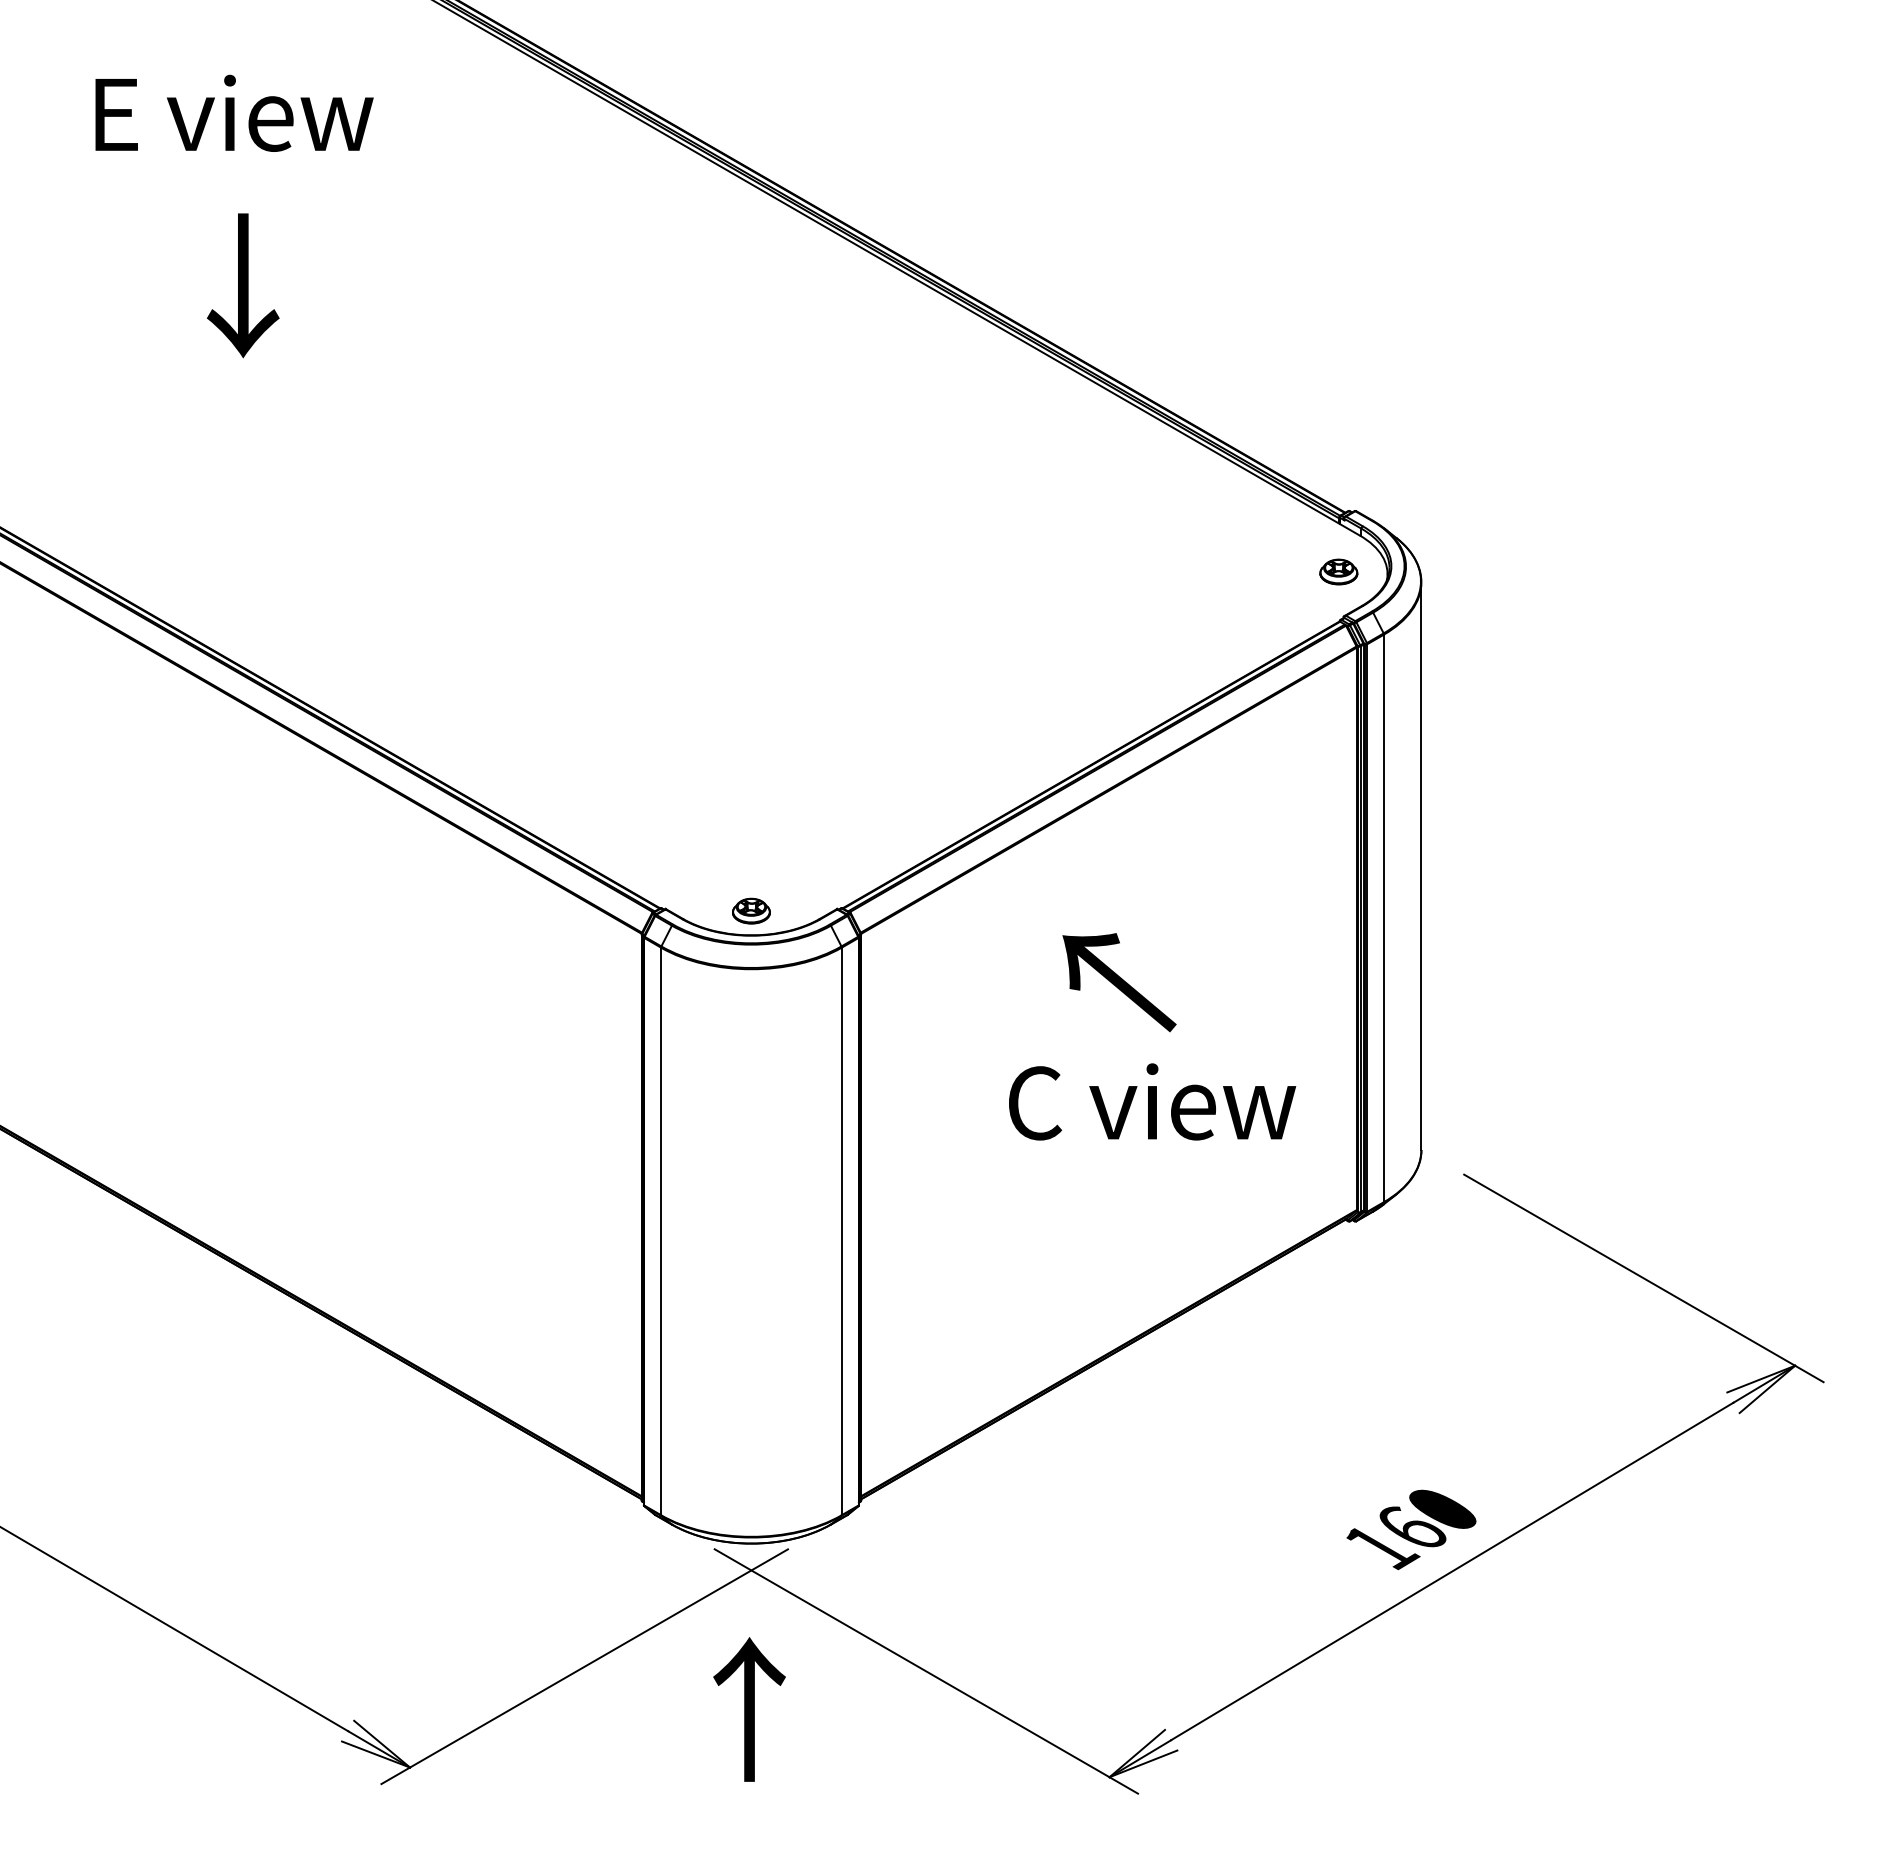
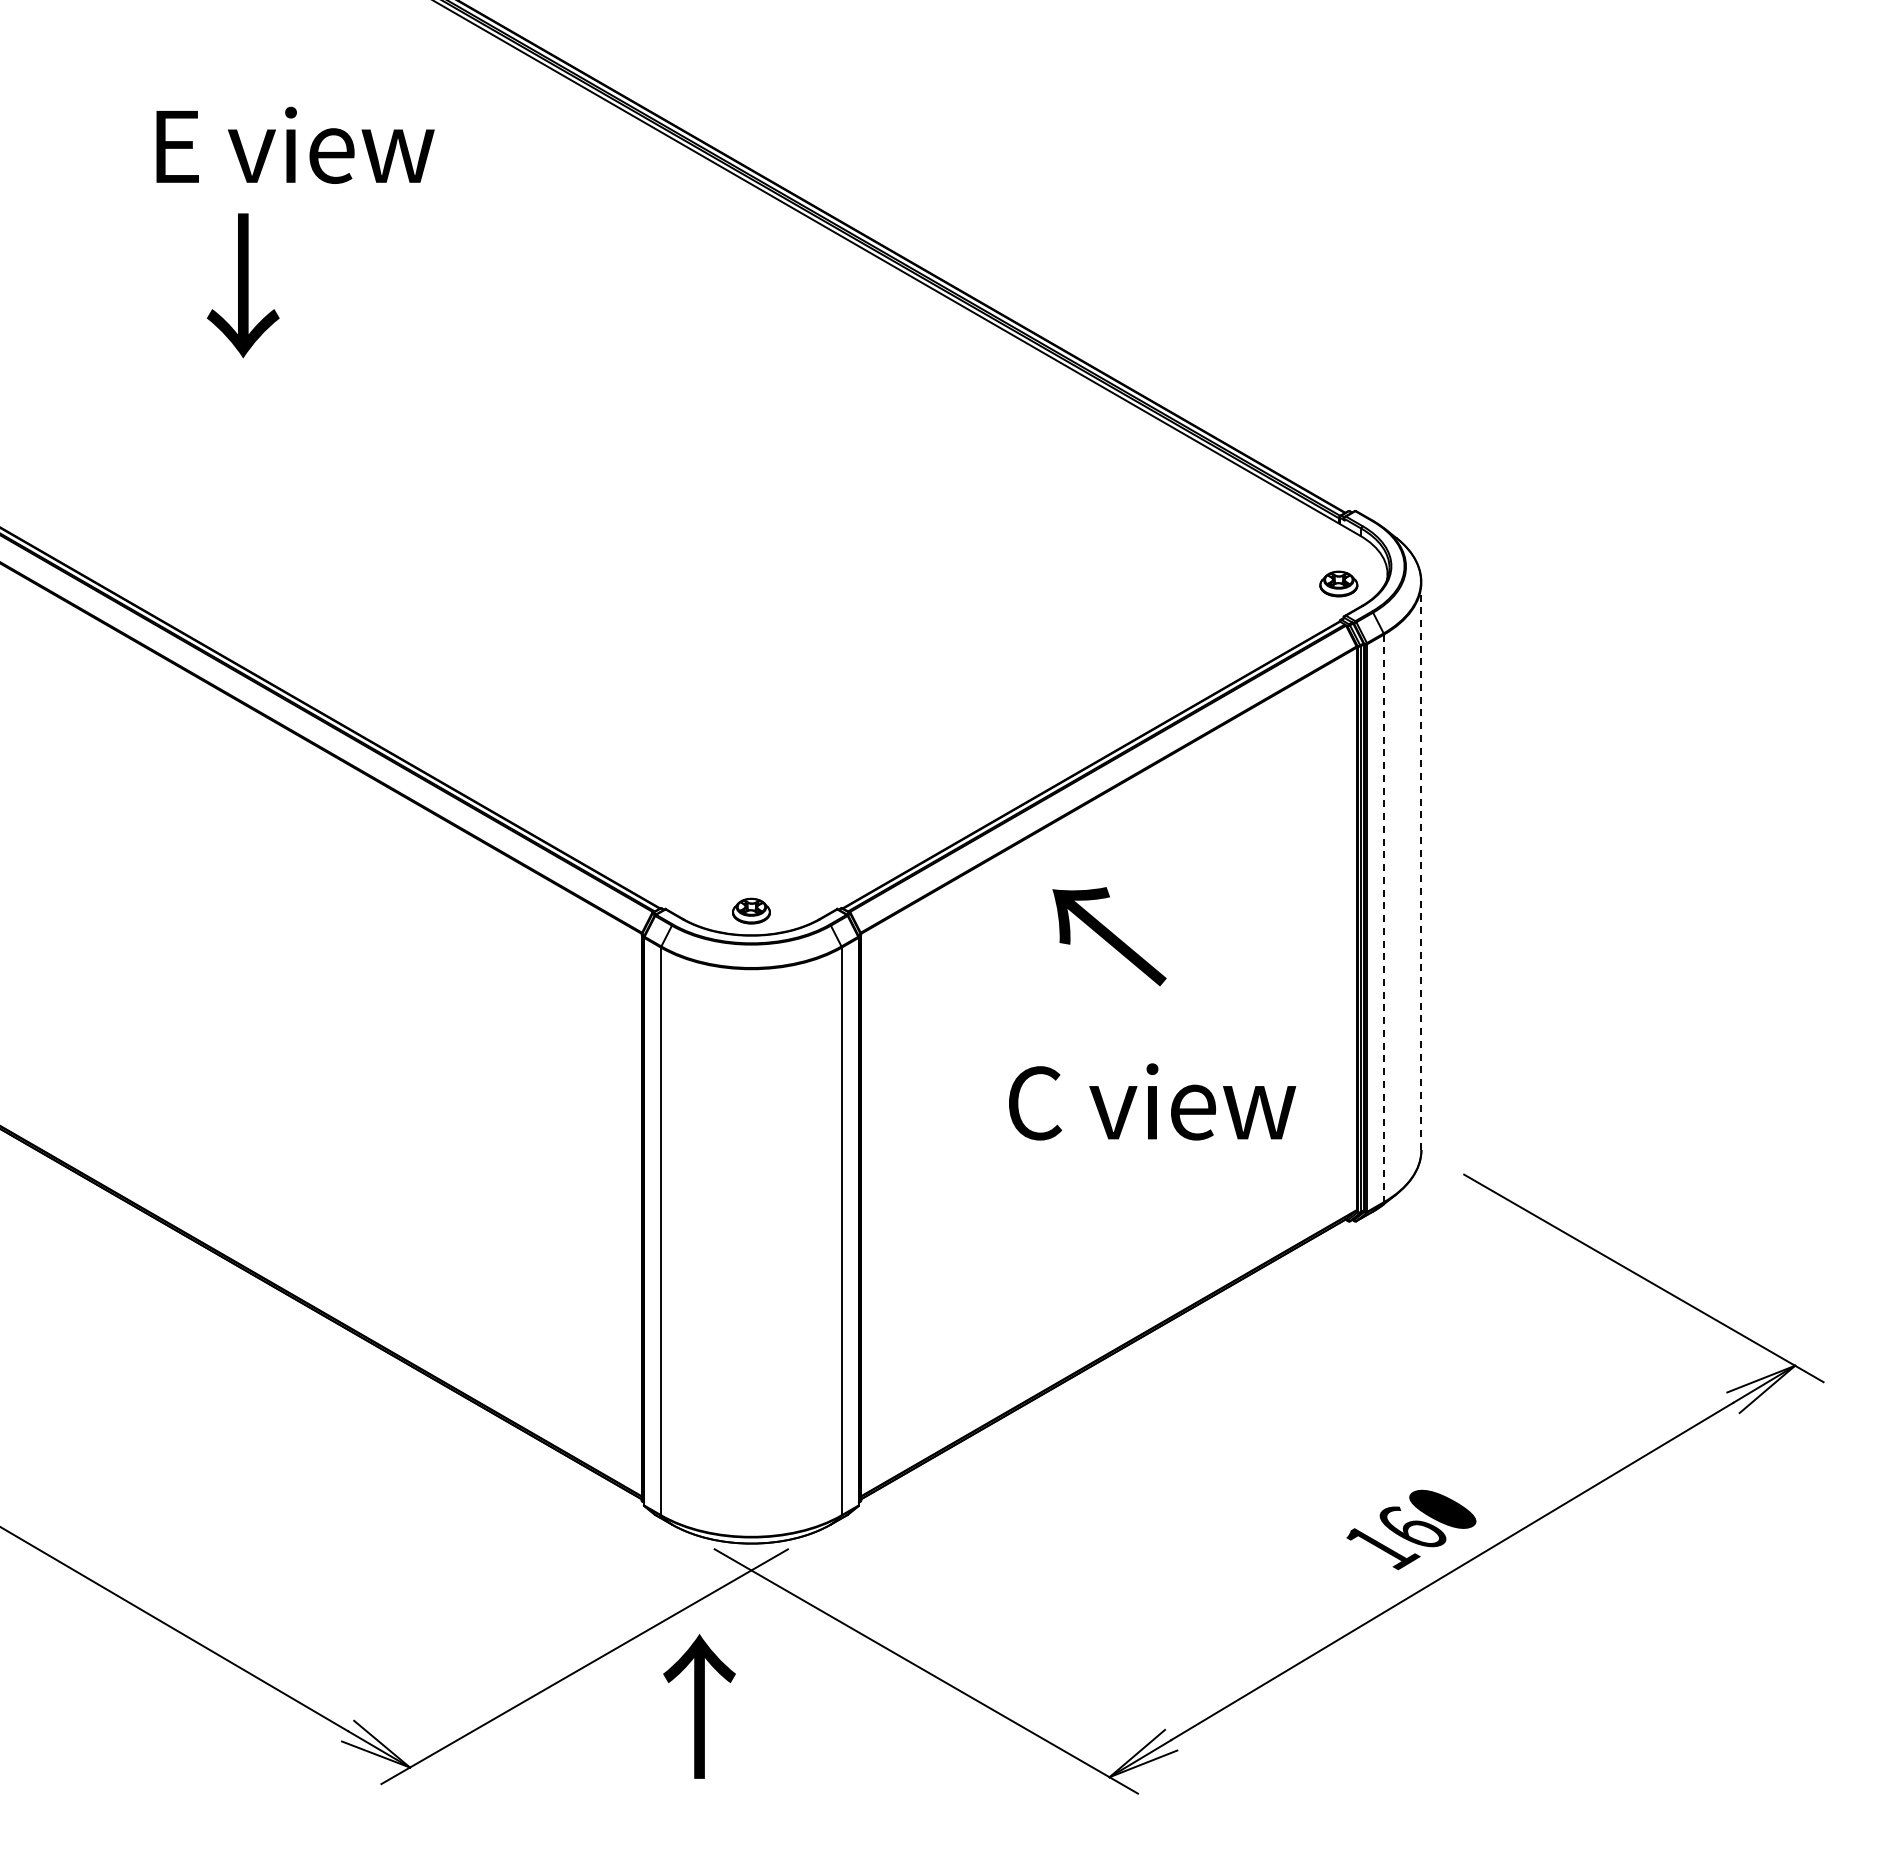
text position: (234, 112) -> (295, 144) (295, 144)
part position: (1338, 571) -> (1338, 583) (1338, 583)
line: solid -> dashed (1421, 866)
line: solid -> dashed (1383, 918)
text position: (1119, 982) -> (1109, 936) (1109, 936)
text position: (749, 1709) -> (699, 1706) (699, 1706)
